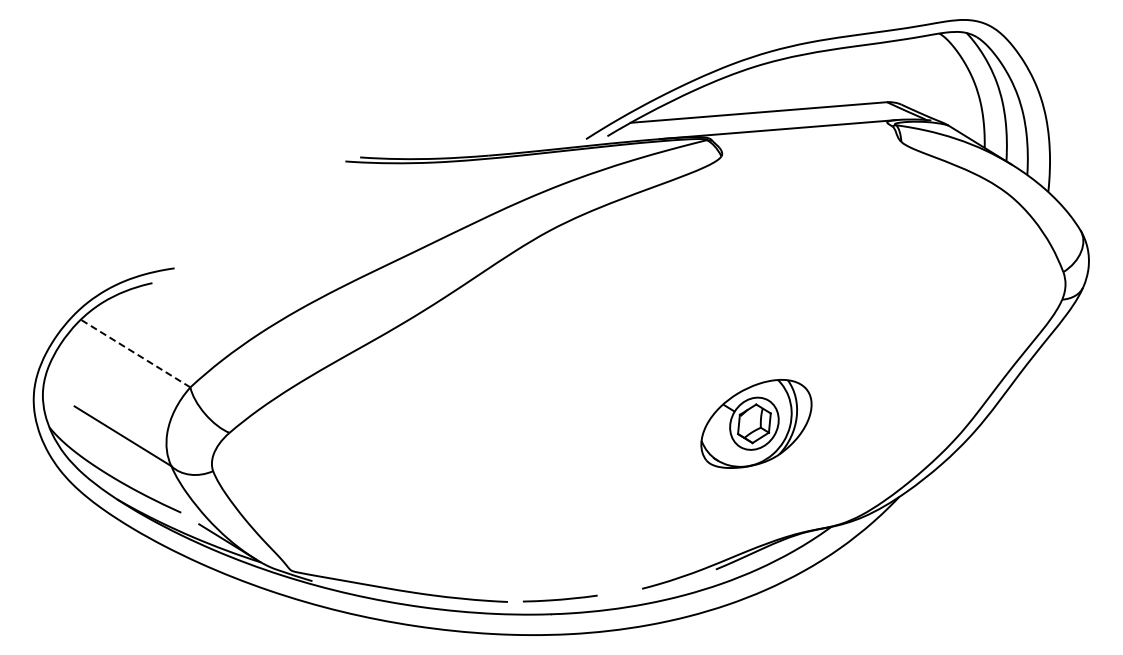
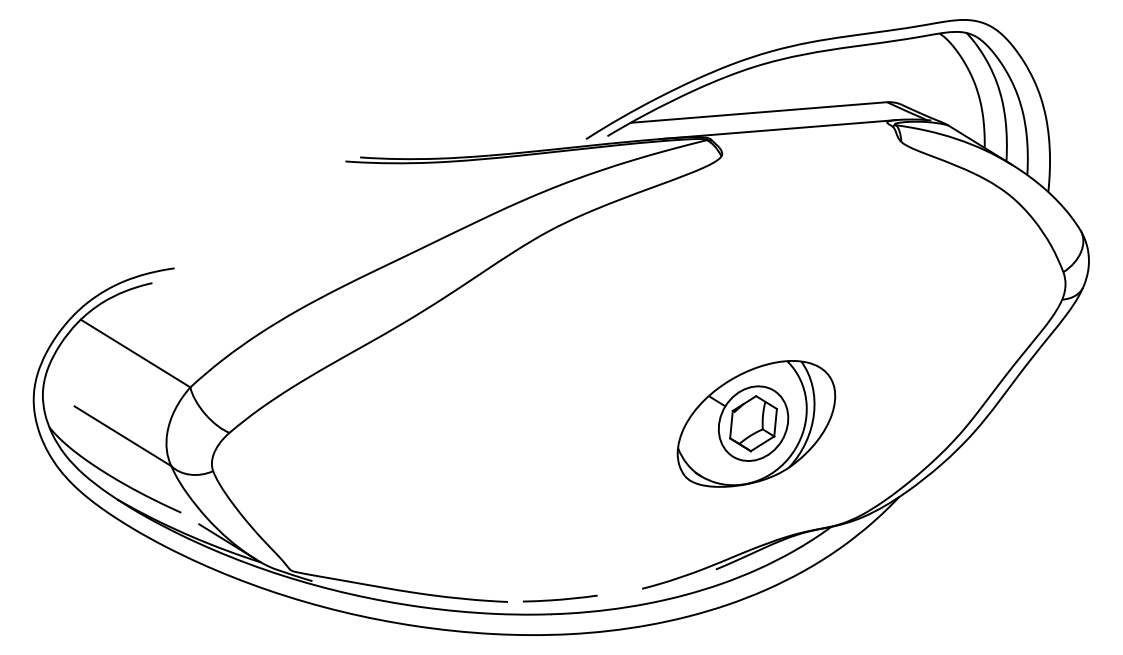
line: dashed -> solid (135, 353)
part size: 113x90 px -> 161x128 px (756, 423)
